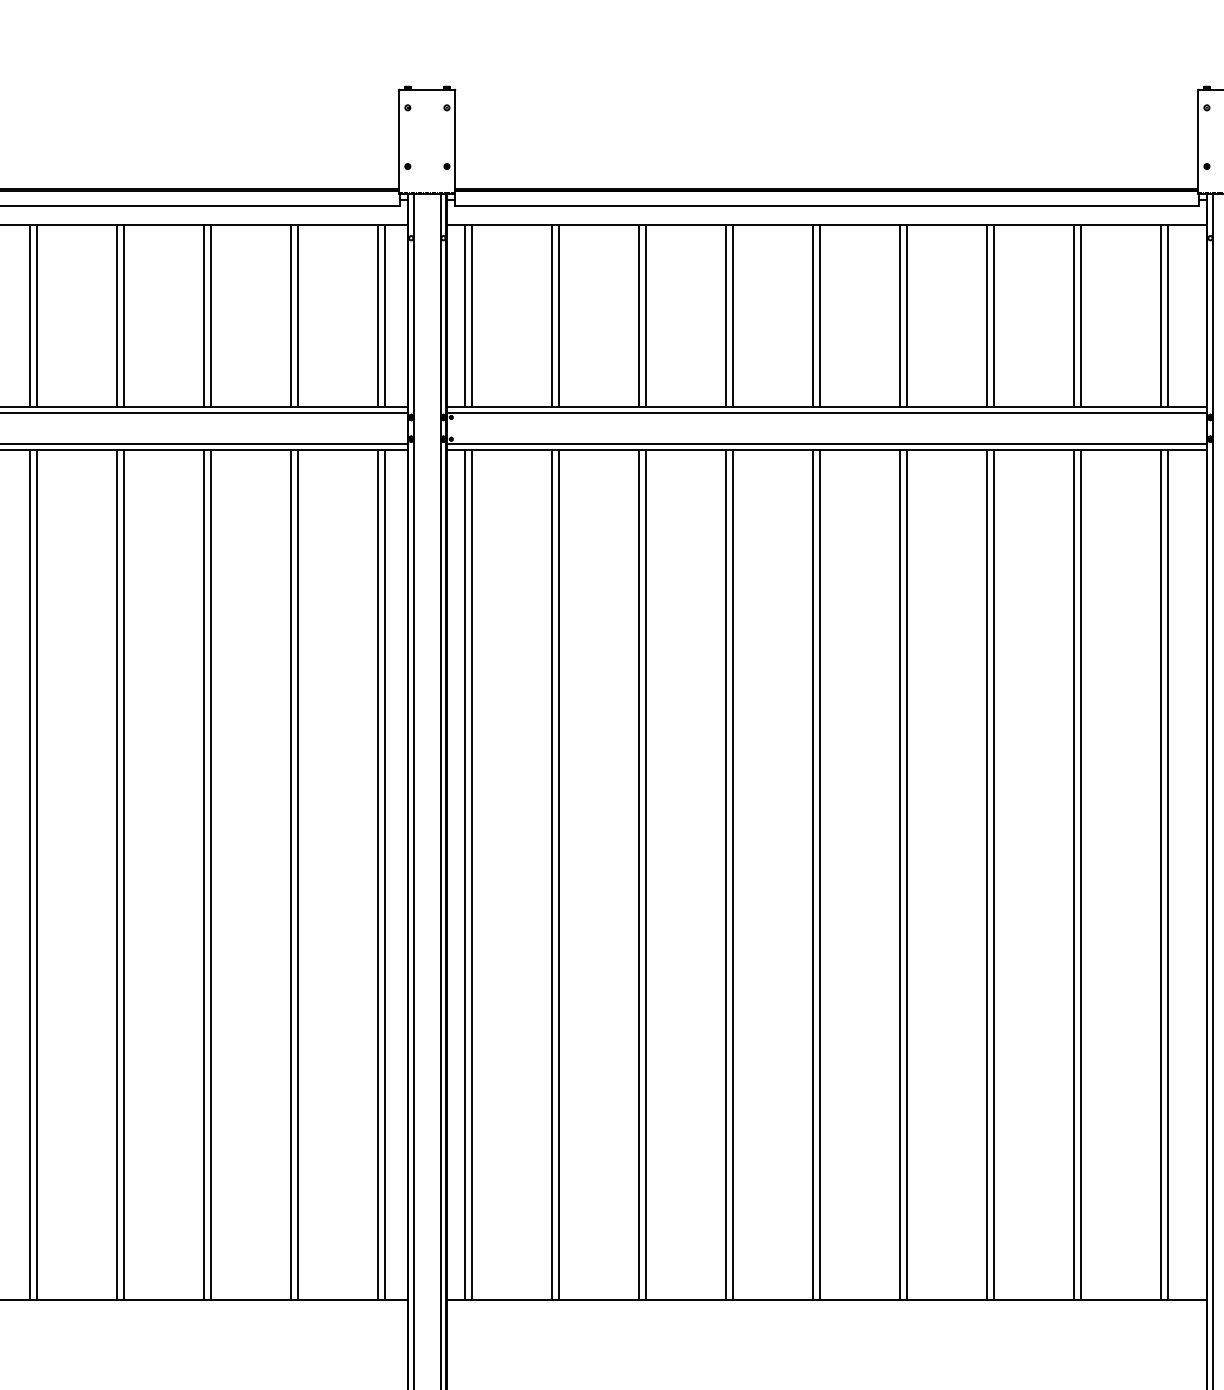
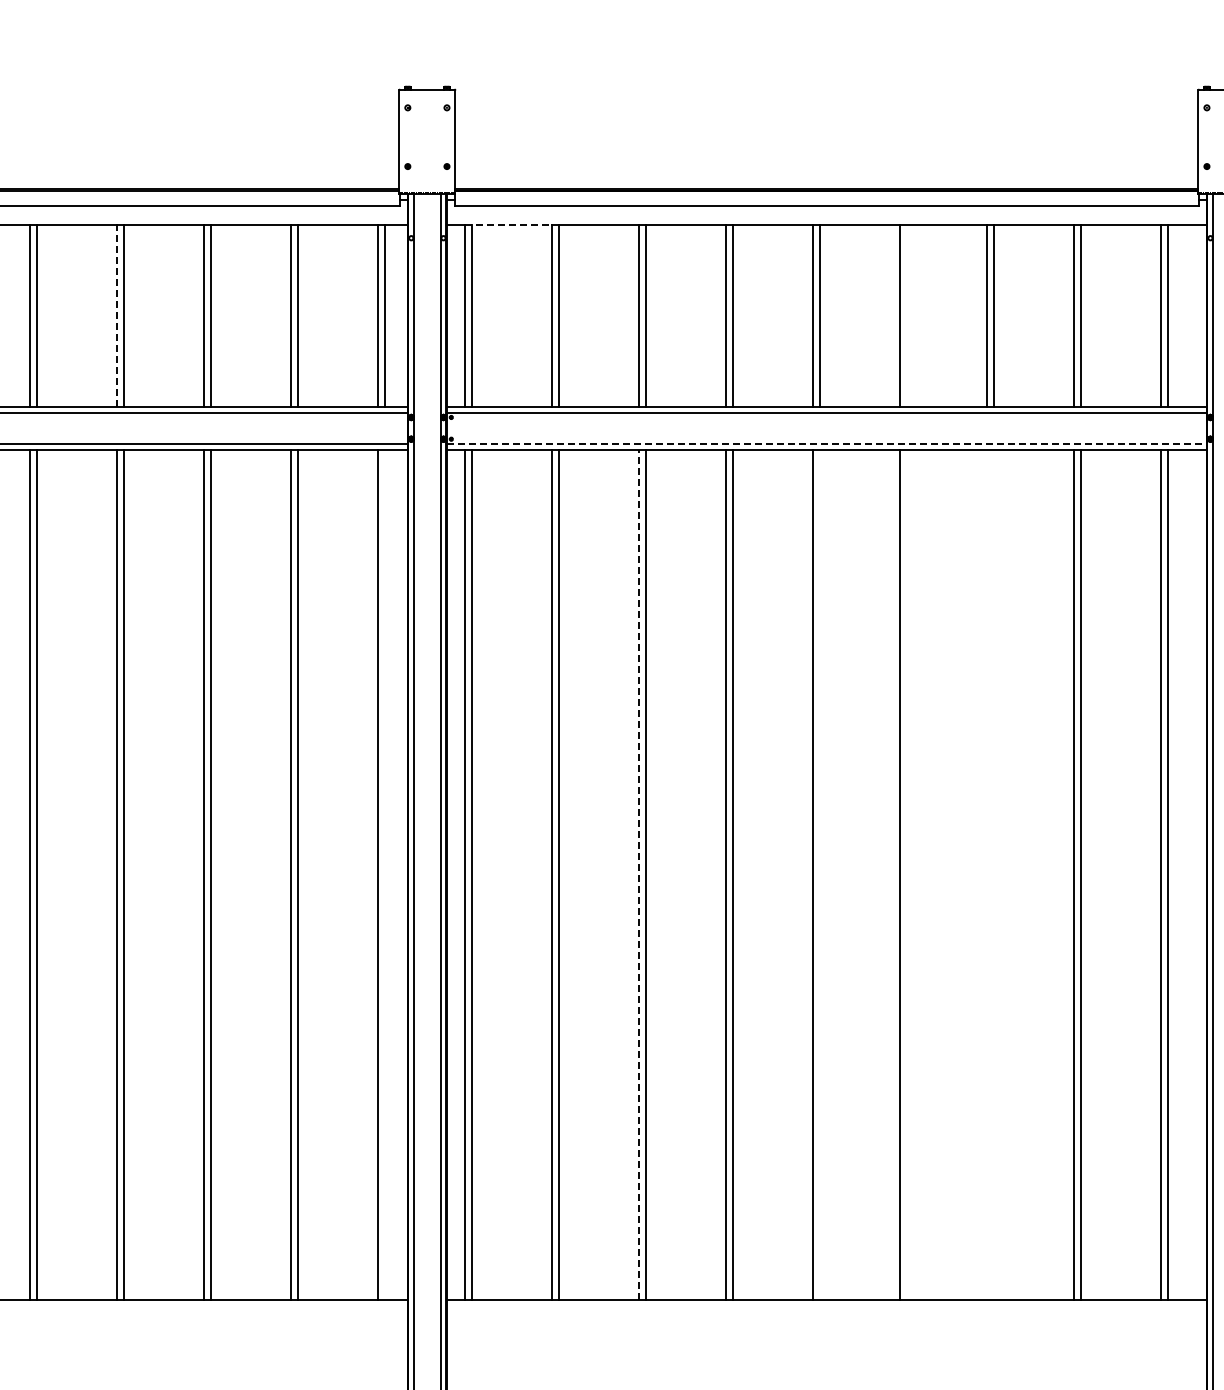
line: solid -> dashed (508, 225)
line: solid -> dashed (116, 315)
line: present -> none (907, 315)
line: solid -> dashed (826, 443)
line: solid -> dashed (638, 874)
line: present -> none (385, 875)
line: present -> none (820, 875)
line: present -> none (907, 875)
line: present -> none (986, 875)
line: present -> none (994, 875)
